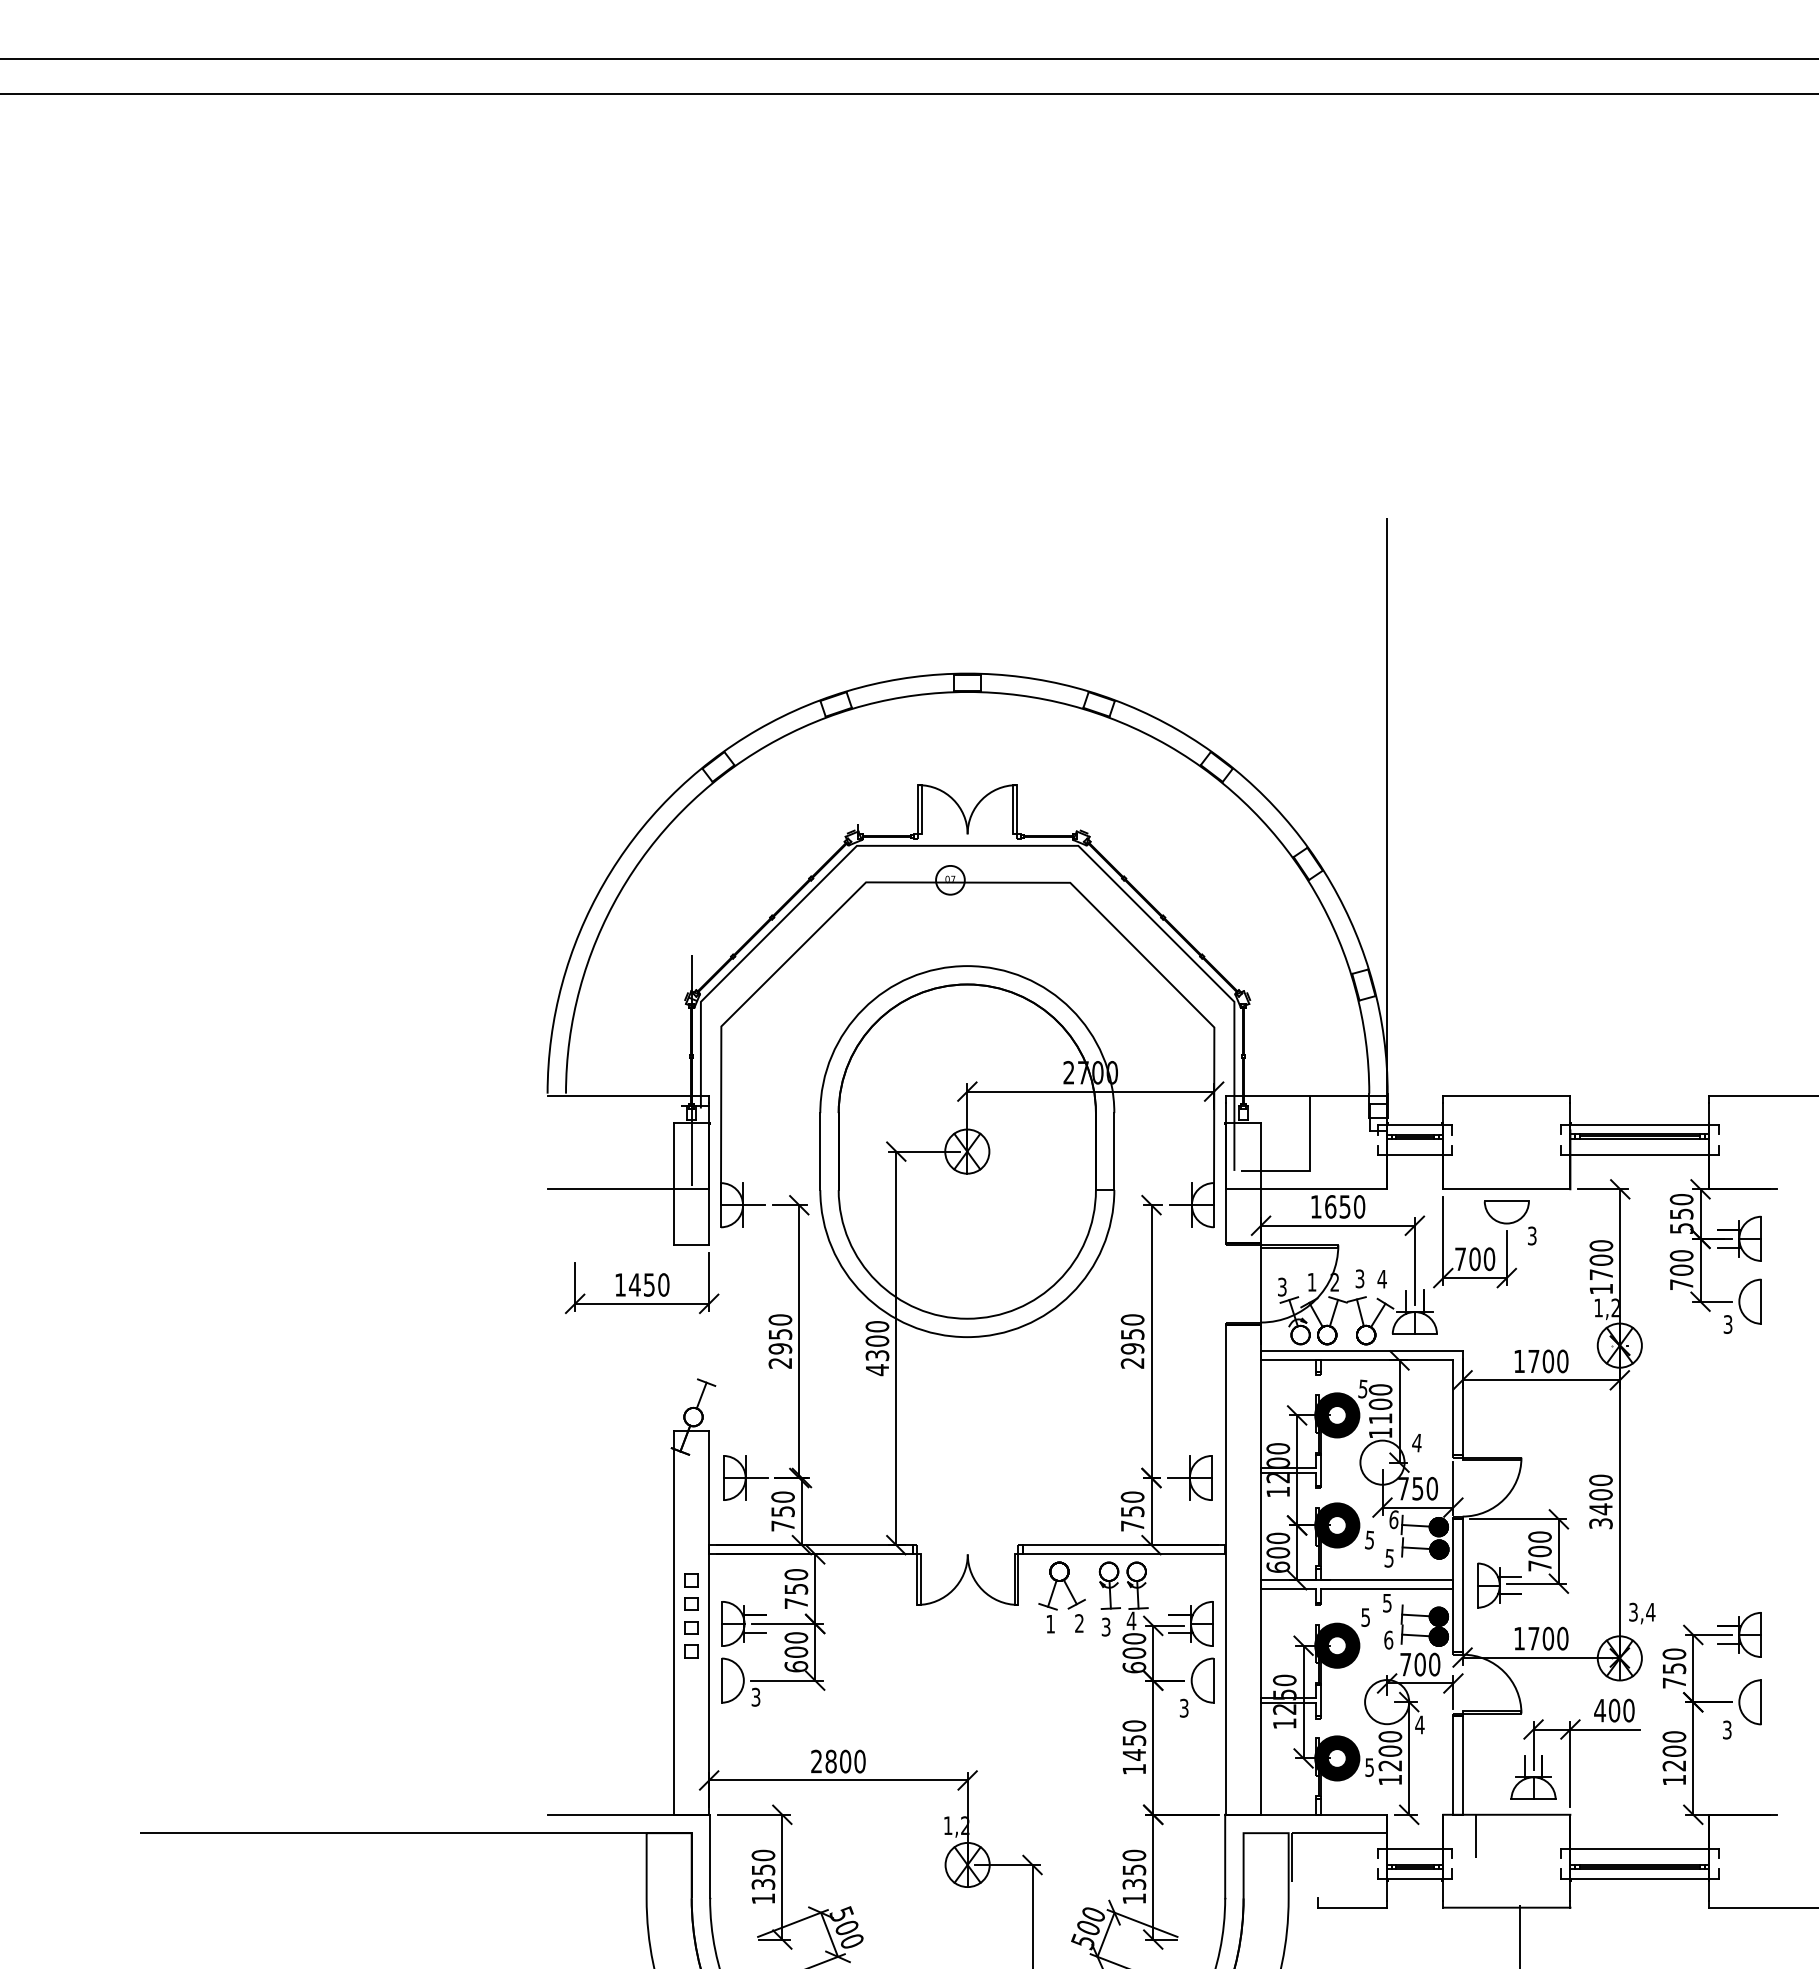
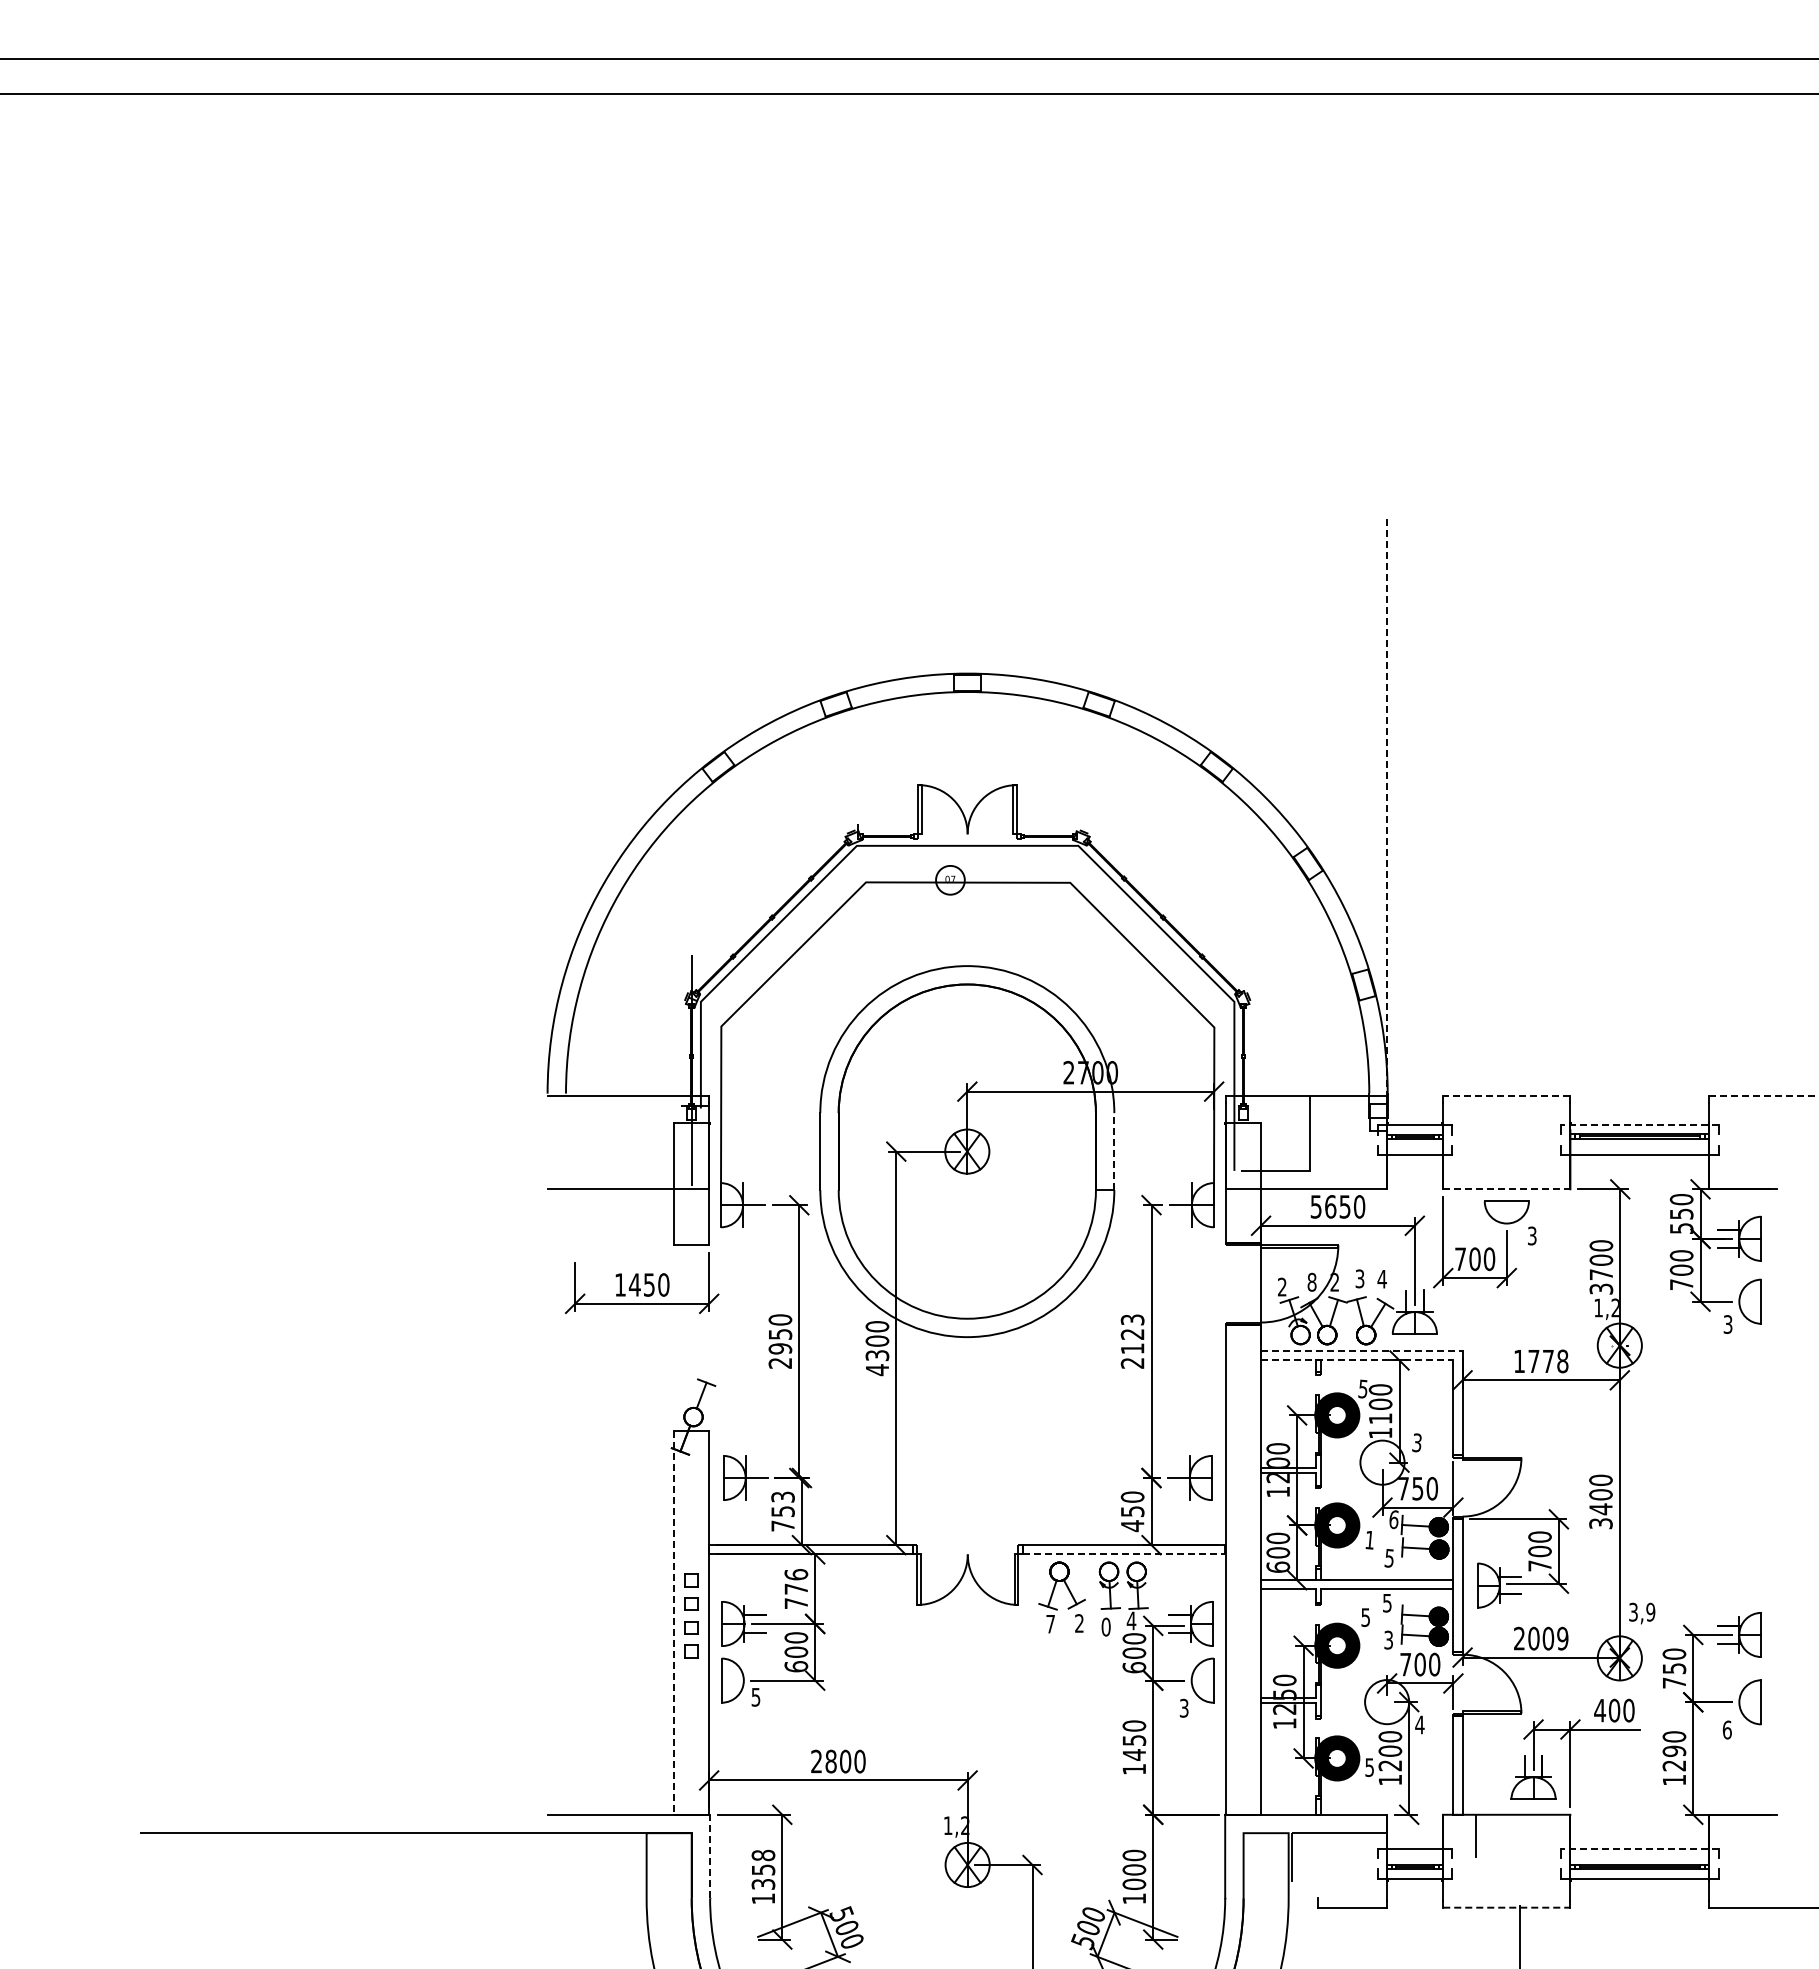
line: solid -> dashed (1386, 824)
line: solid -> dashed (1506, 1096)
line: solid -> dashed (1763, 1096)
line: solid -> dashed (1639, 1124)
line: solid -> dashed (1114, 1151)
line: solid -> dashed (1506, 1189)
text: 1650 -> 5650 (1315, 1206)
text: 1 -> 8 (1311, 1281)
text: 3 -> 2 (1282, 1287)
text: 1700 -> 3700 (1601, 1288)
text: 2950 -> 2123 (1132, 1334)
line: solid -> dashed (1361, 1351)
line: solid -> dashed (1357, 1360)
text: 1700 -> 1778 (1555, 1361)
text: 4 -> 3 (1416, 1442)
text: 750 -> 753 (782, 1496)
text: 750 -> 450 (1132, 1526)
text: 5 -> 1 (1369, 1539)
line: solid -> dashed (1124, 1554)
text: 750 -> 776 (796, 1581)
text: 3,4 -> 3,9 (1650, 1611)
line: solid -> dashed (674, 1623)
text: 1 -> 7 (1050, 1624)
text: 3 -> 0 (1105, 1626)
text: 1700 -> 2009 (1541, 1638)
text: 6 -> 3 (1388, 1639)
text: 3 -> 5 (756, 1696)
text: 3 -> 6 (1726, 1729)
text: 1200 -> 1290 (1674, 1751)
line: solid -> dashed (1639, 1848)
text: 1350 -> 1358 (763, 1855)
line: solid -> dashed (710, 1856)
text: 1350 -> 1000 (1134, 1877)
line: solid -> dashed (1506, 1907)
